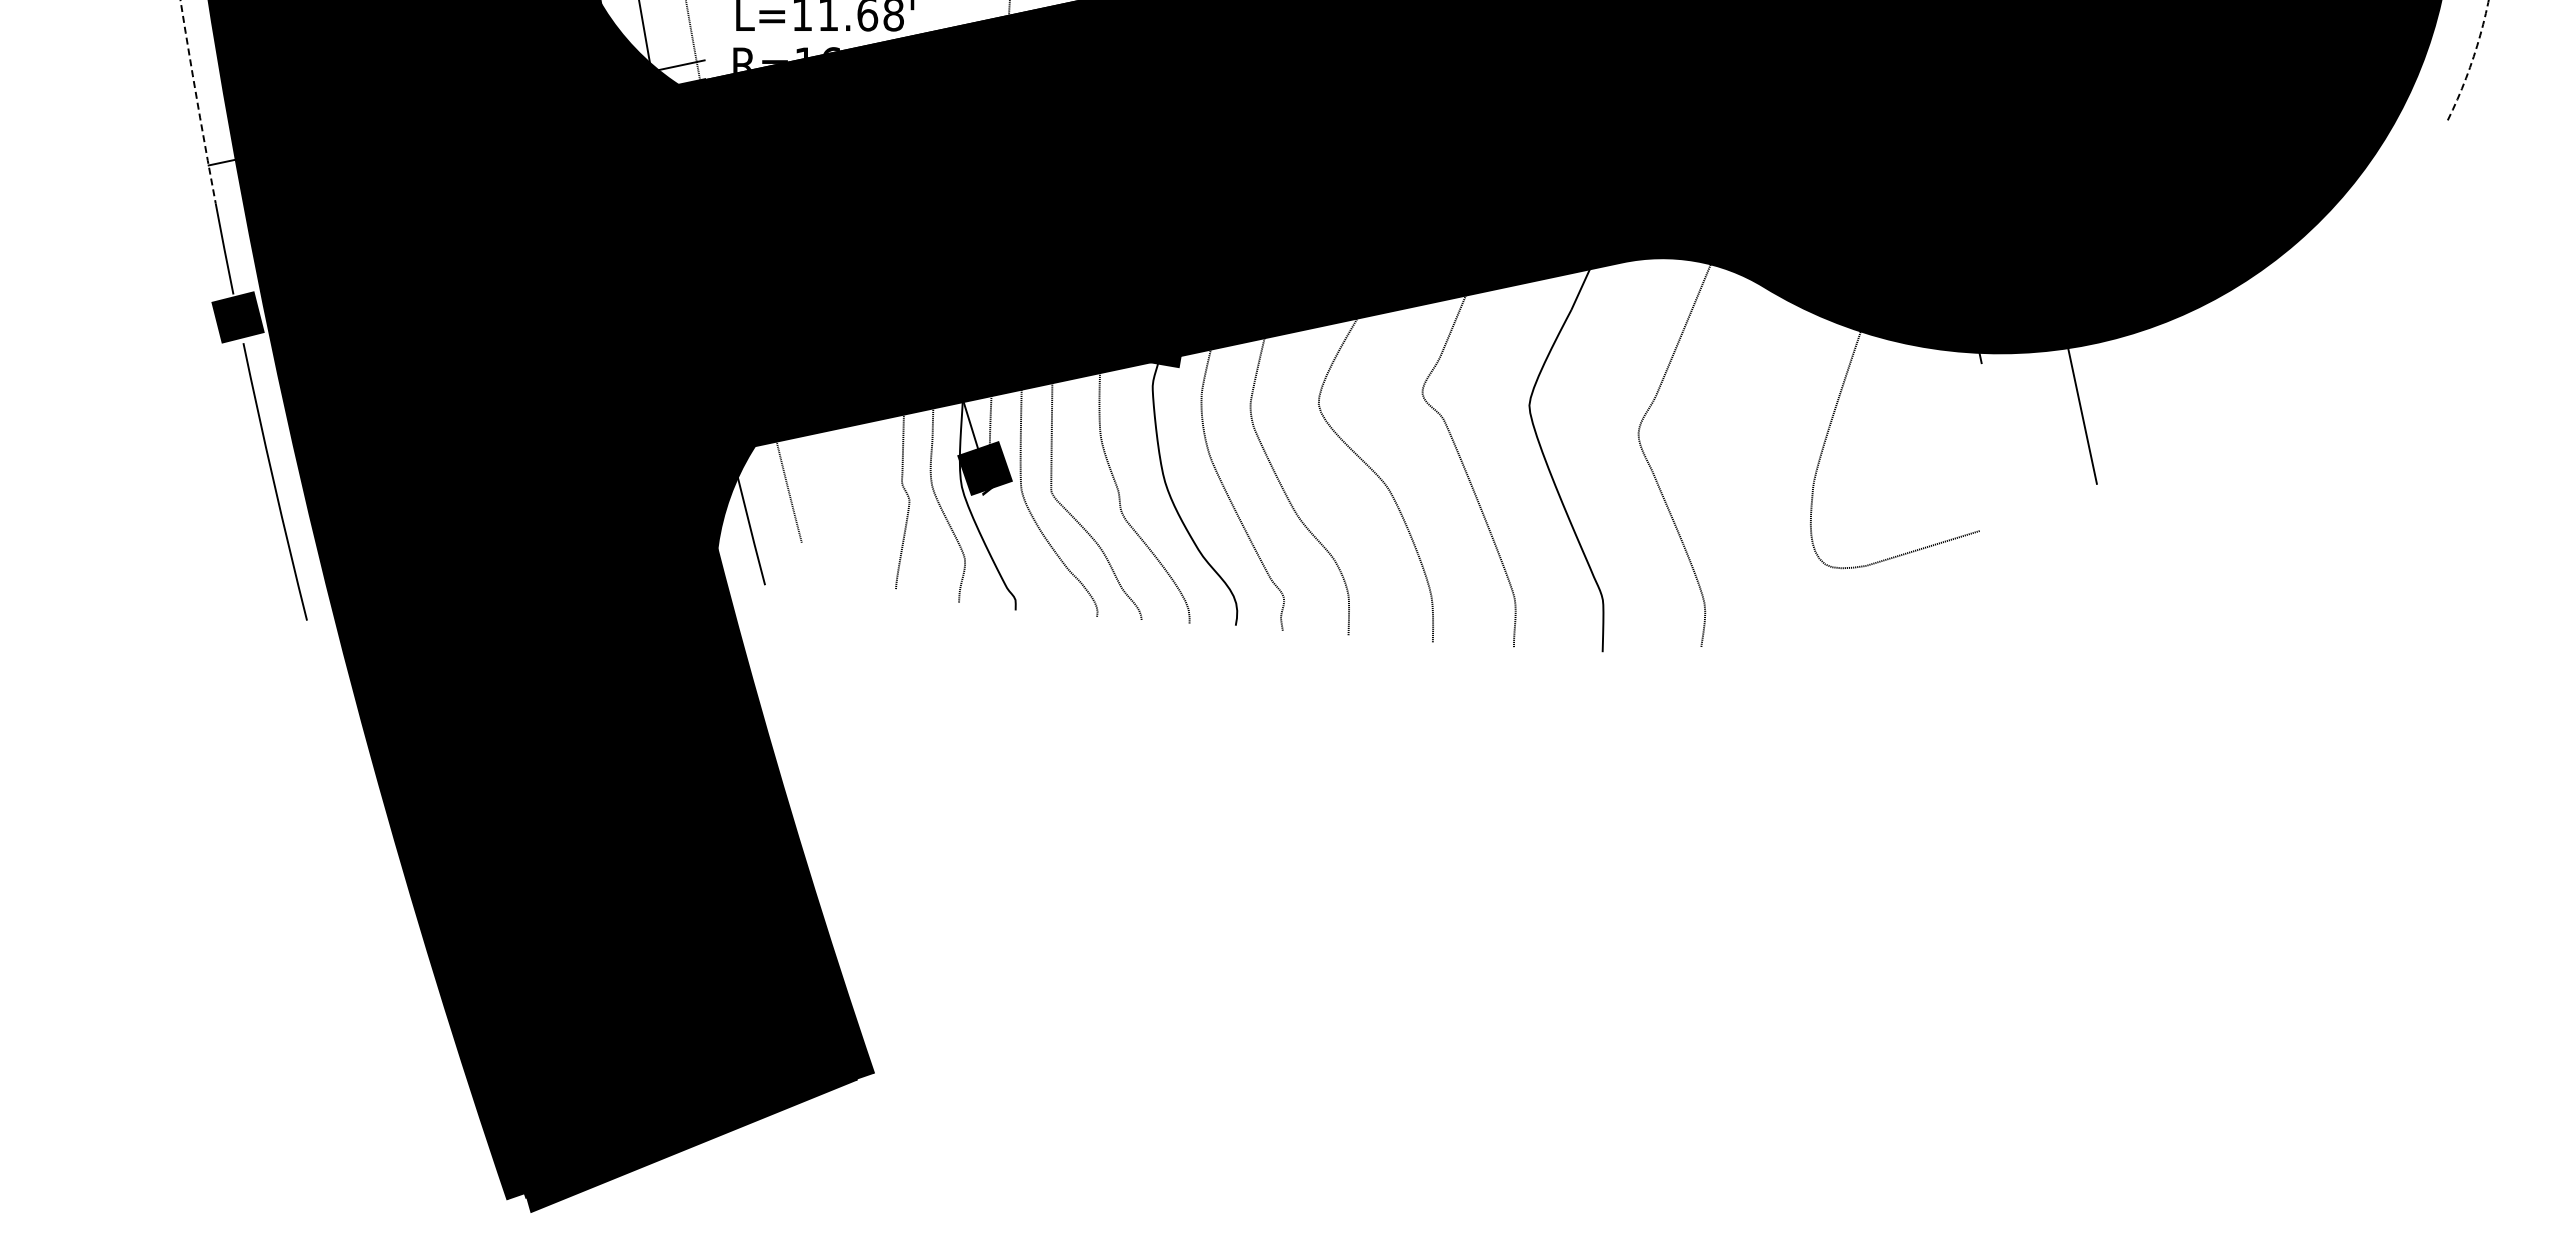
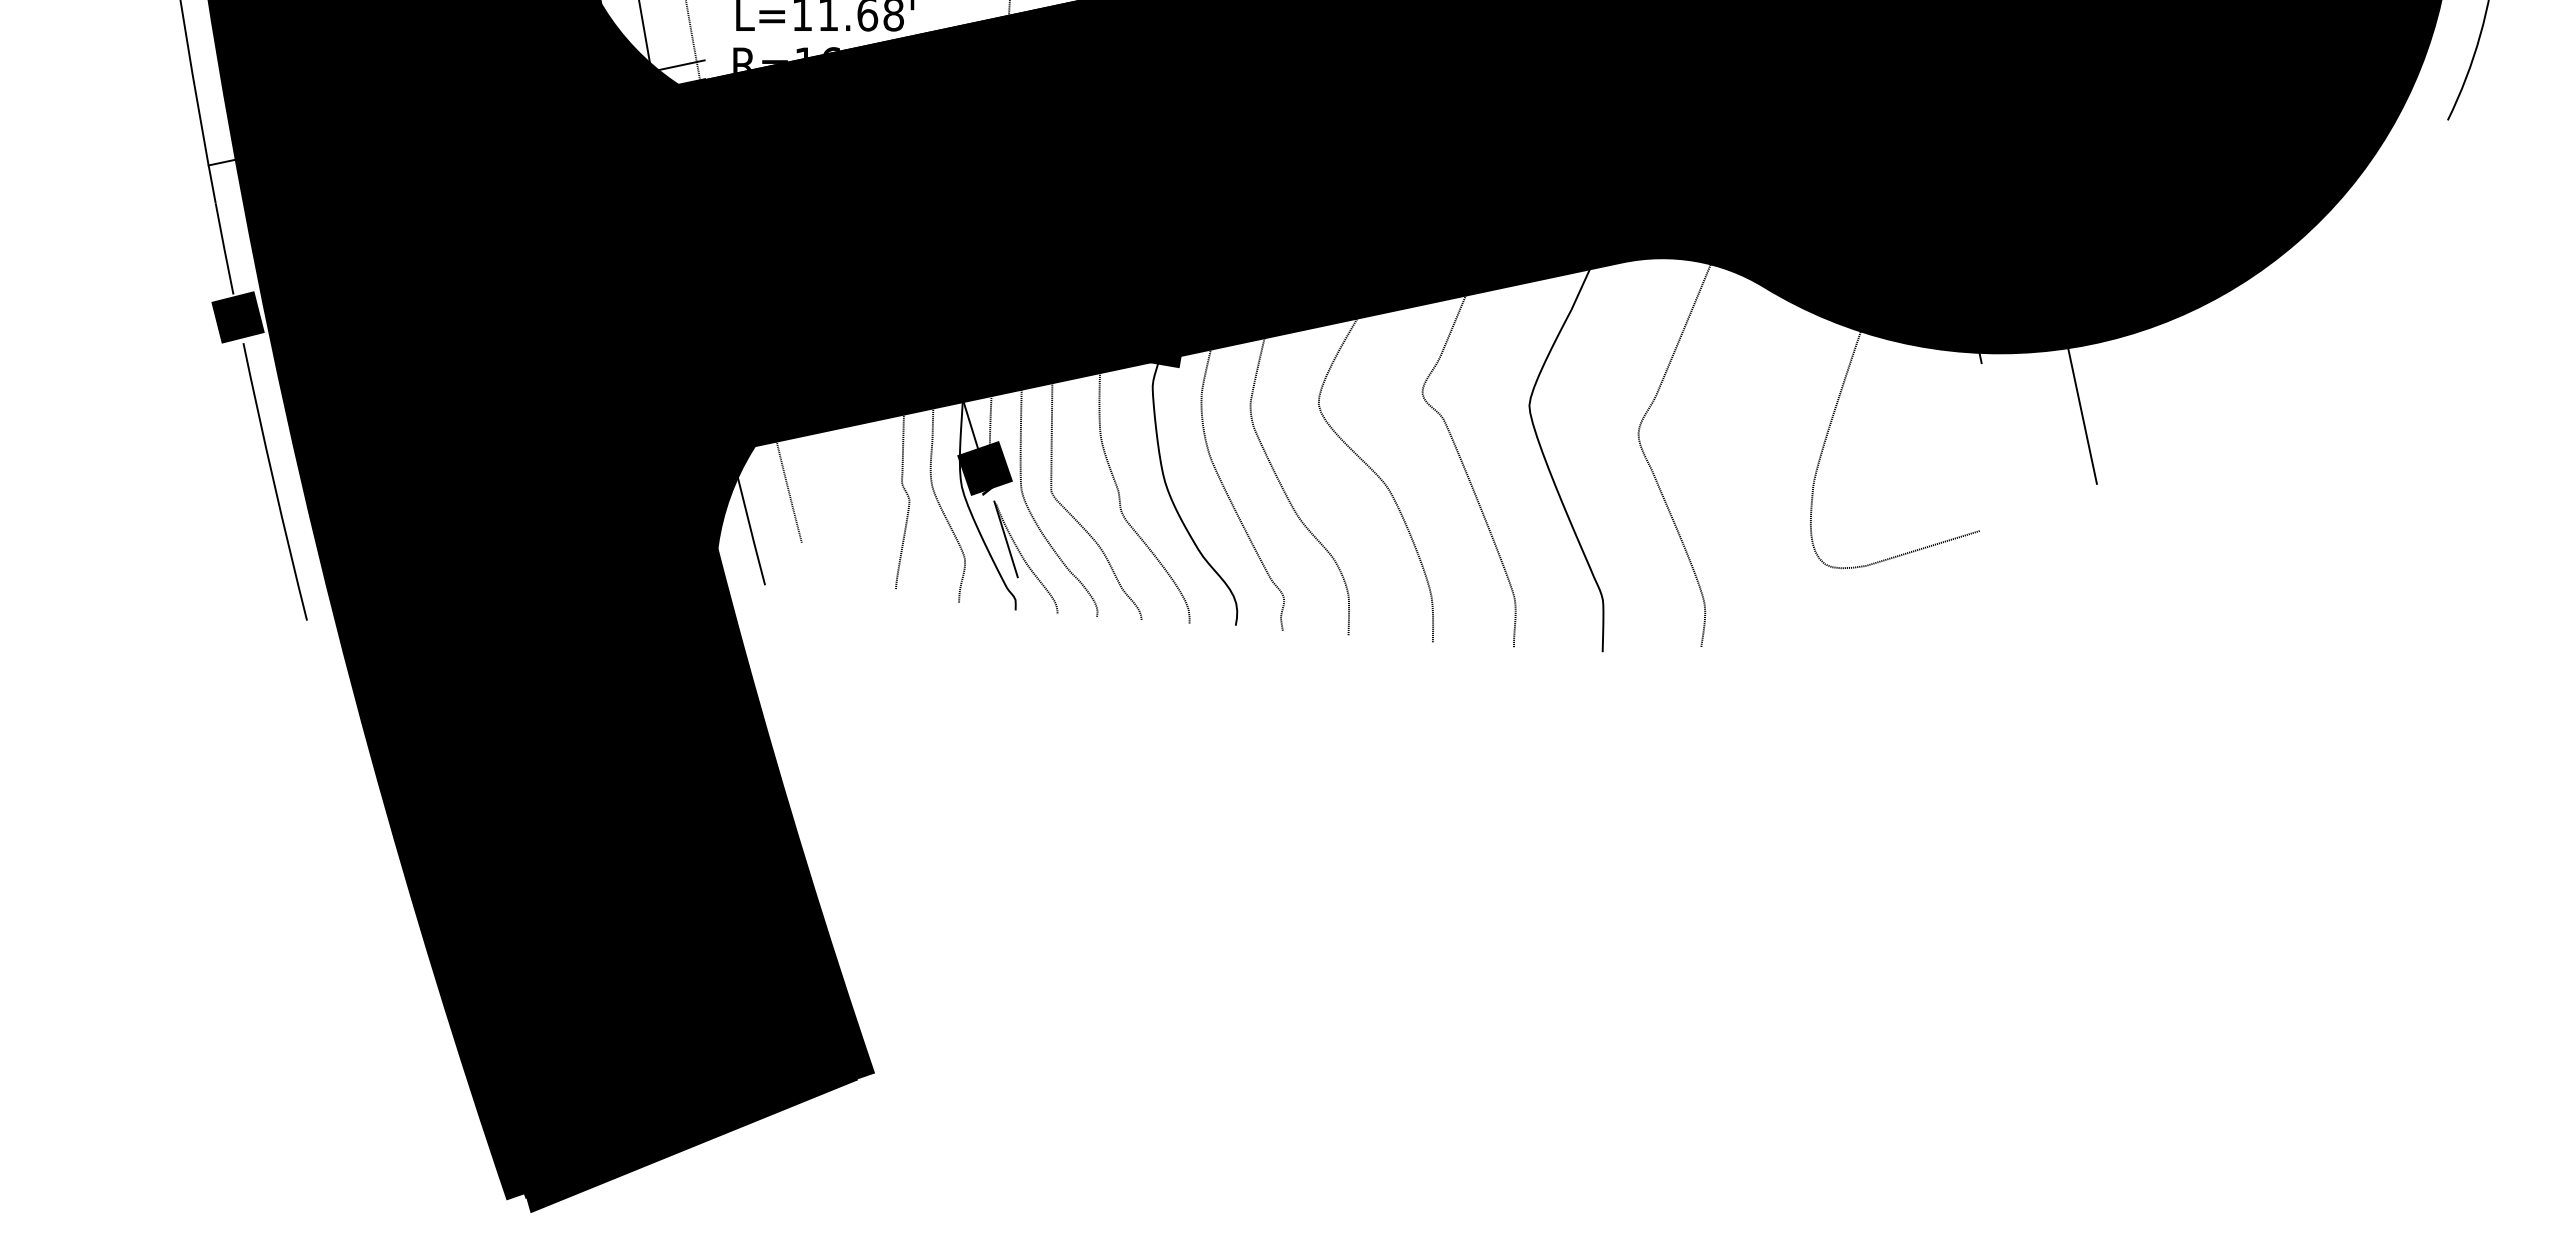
arc: dashed -> solid (2472, 60)
arc: dashed -> solid (197, 102)
part: none -> present (1025, 556)
